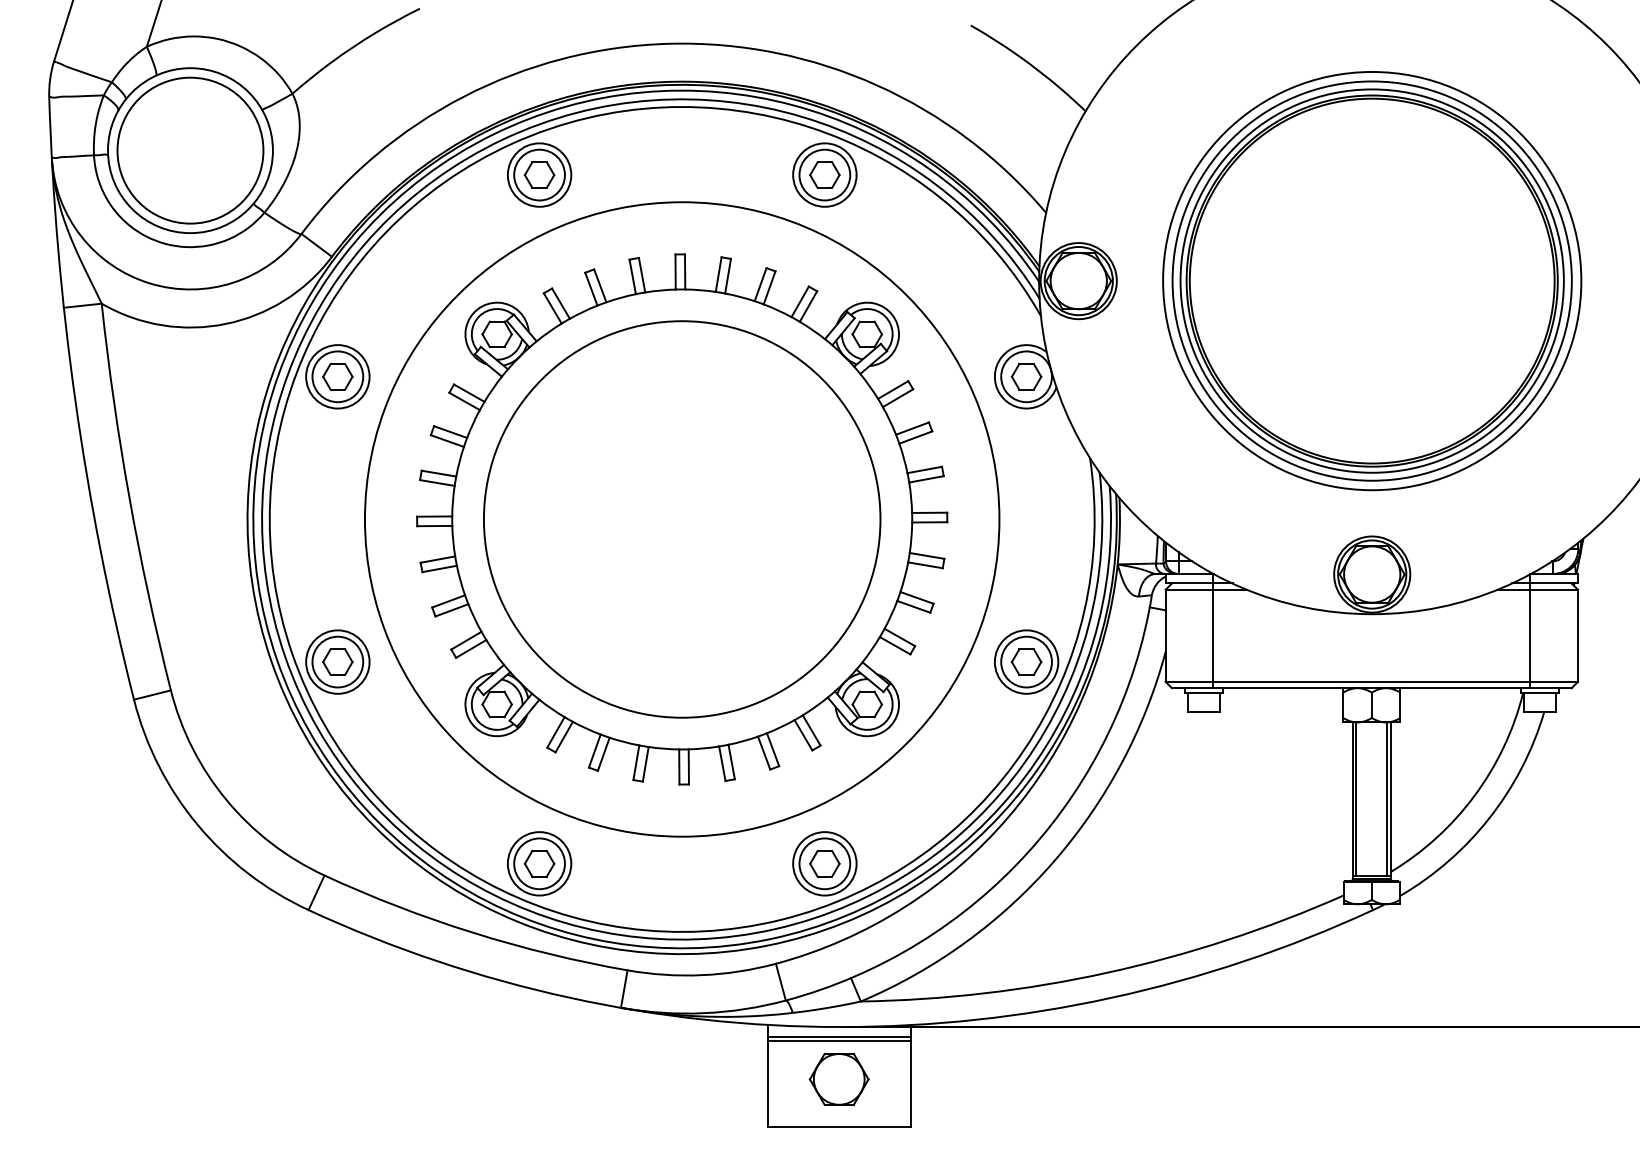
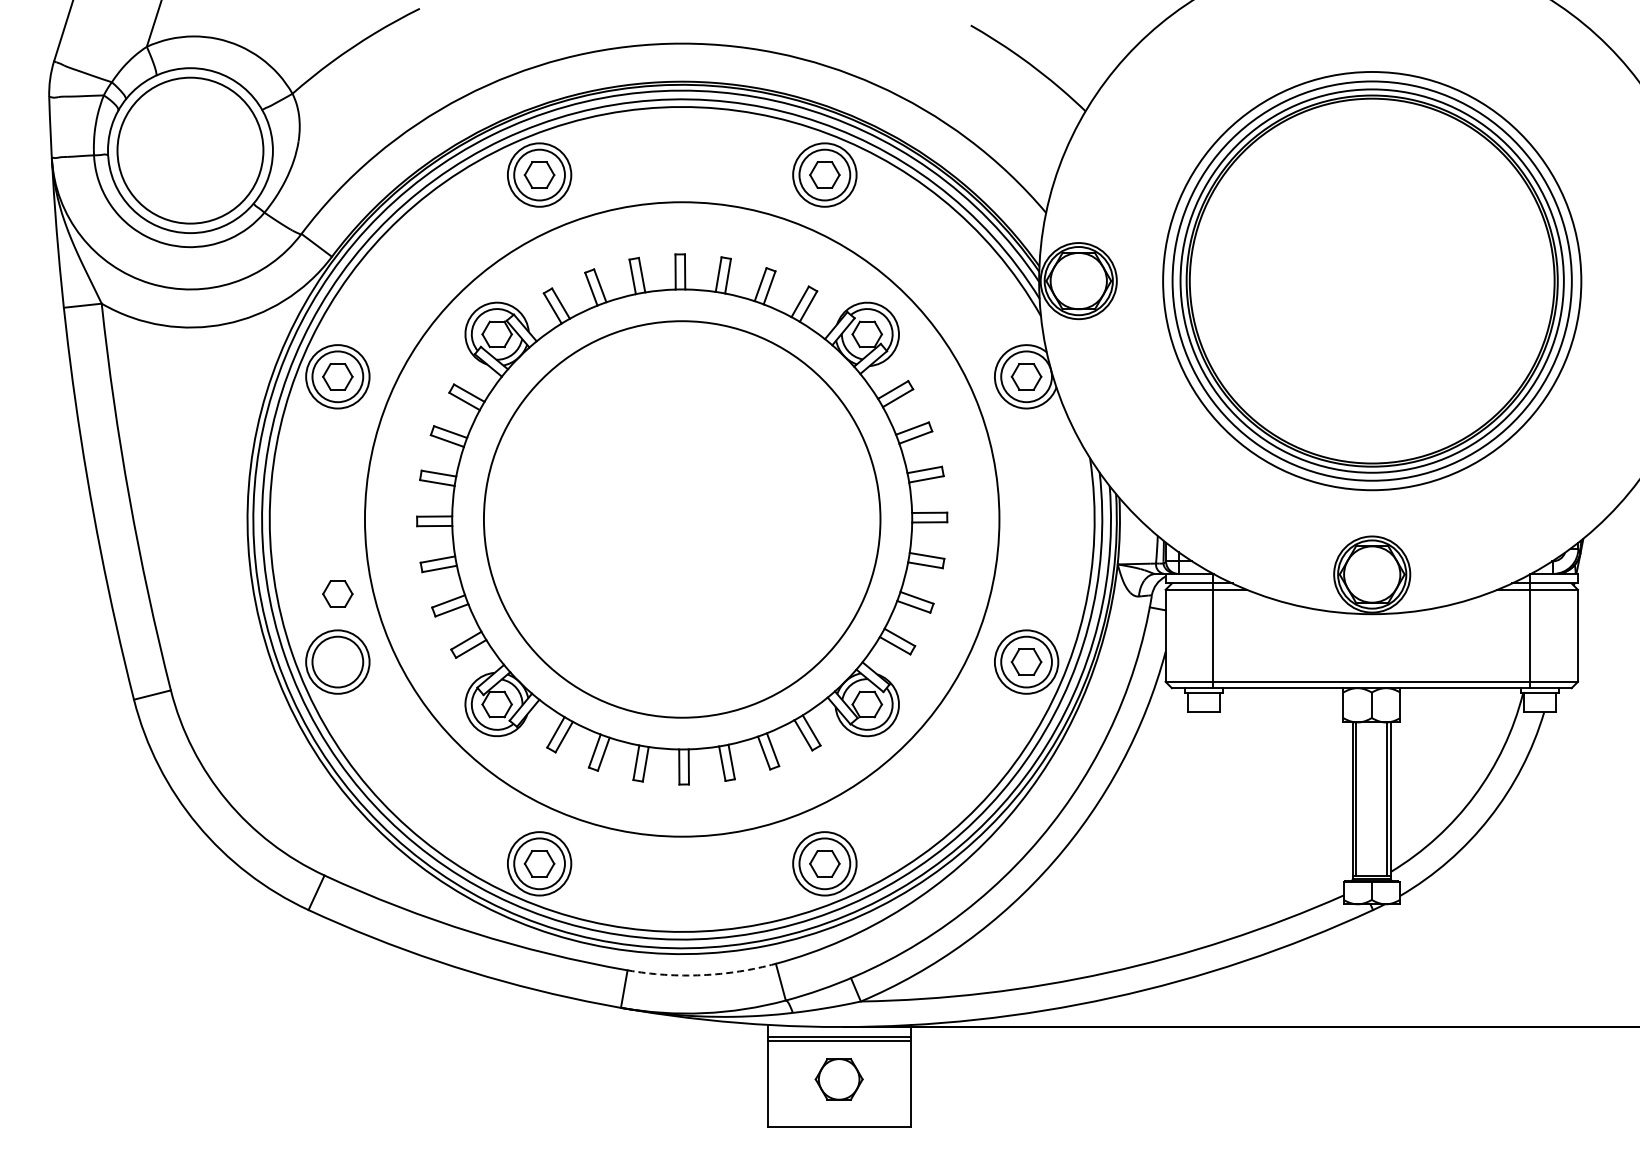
part position: (337, 661) -> (337, 593) (337, 593)
arc: solid -> dashed (702, 975)
part size: 62x53 px -> 50x43 px (838, 1079)
